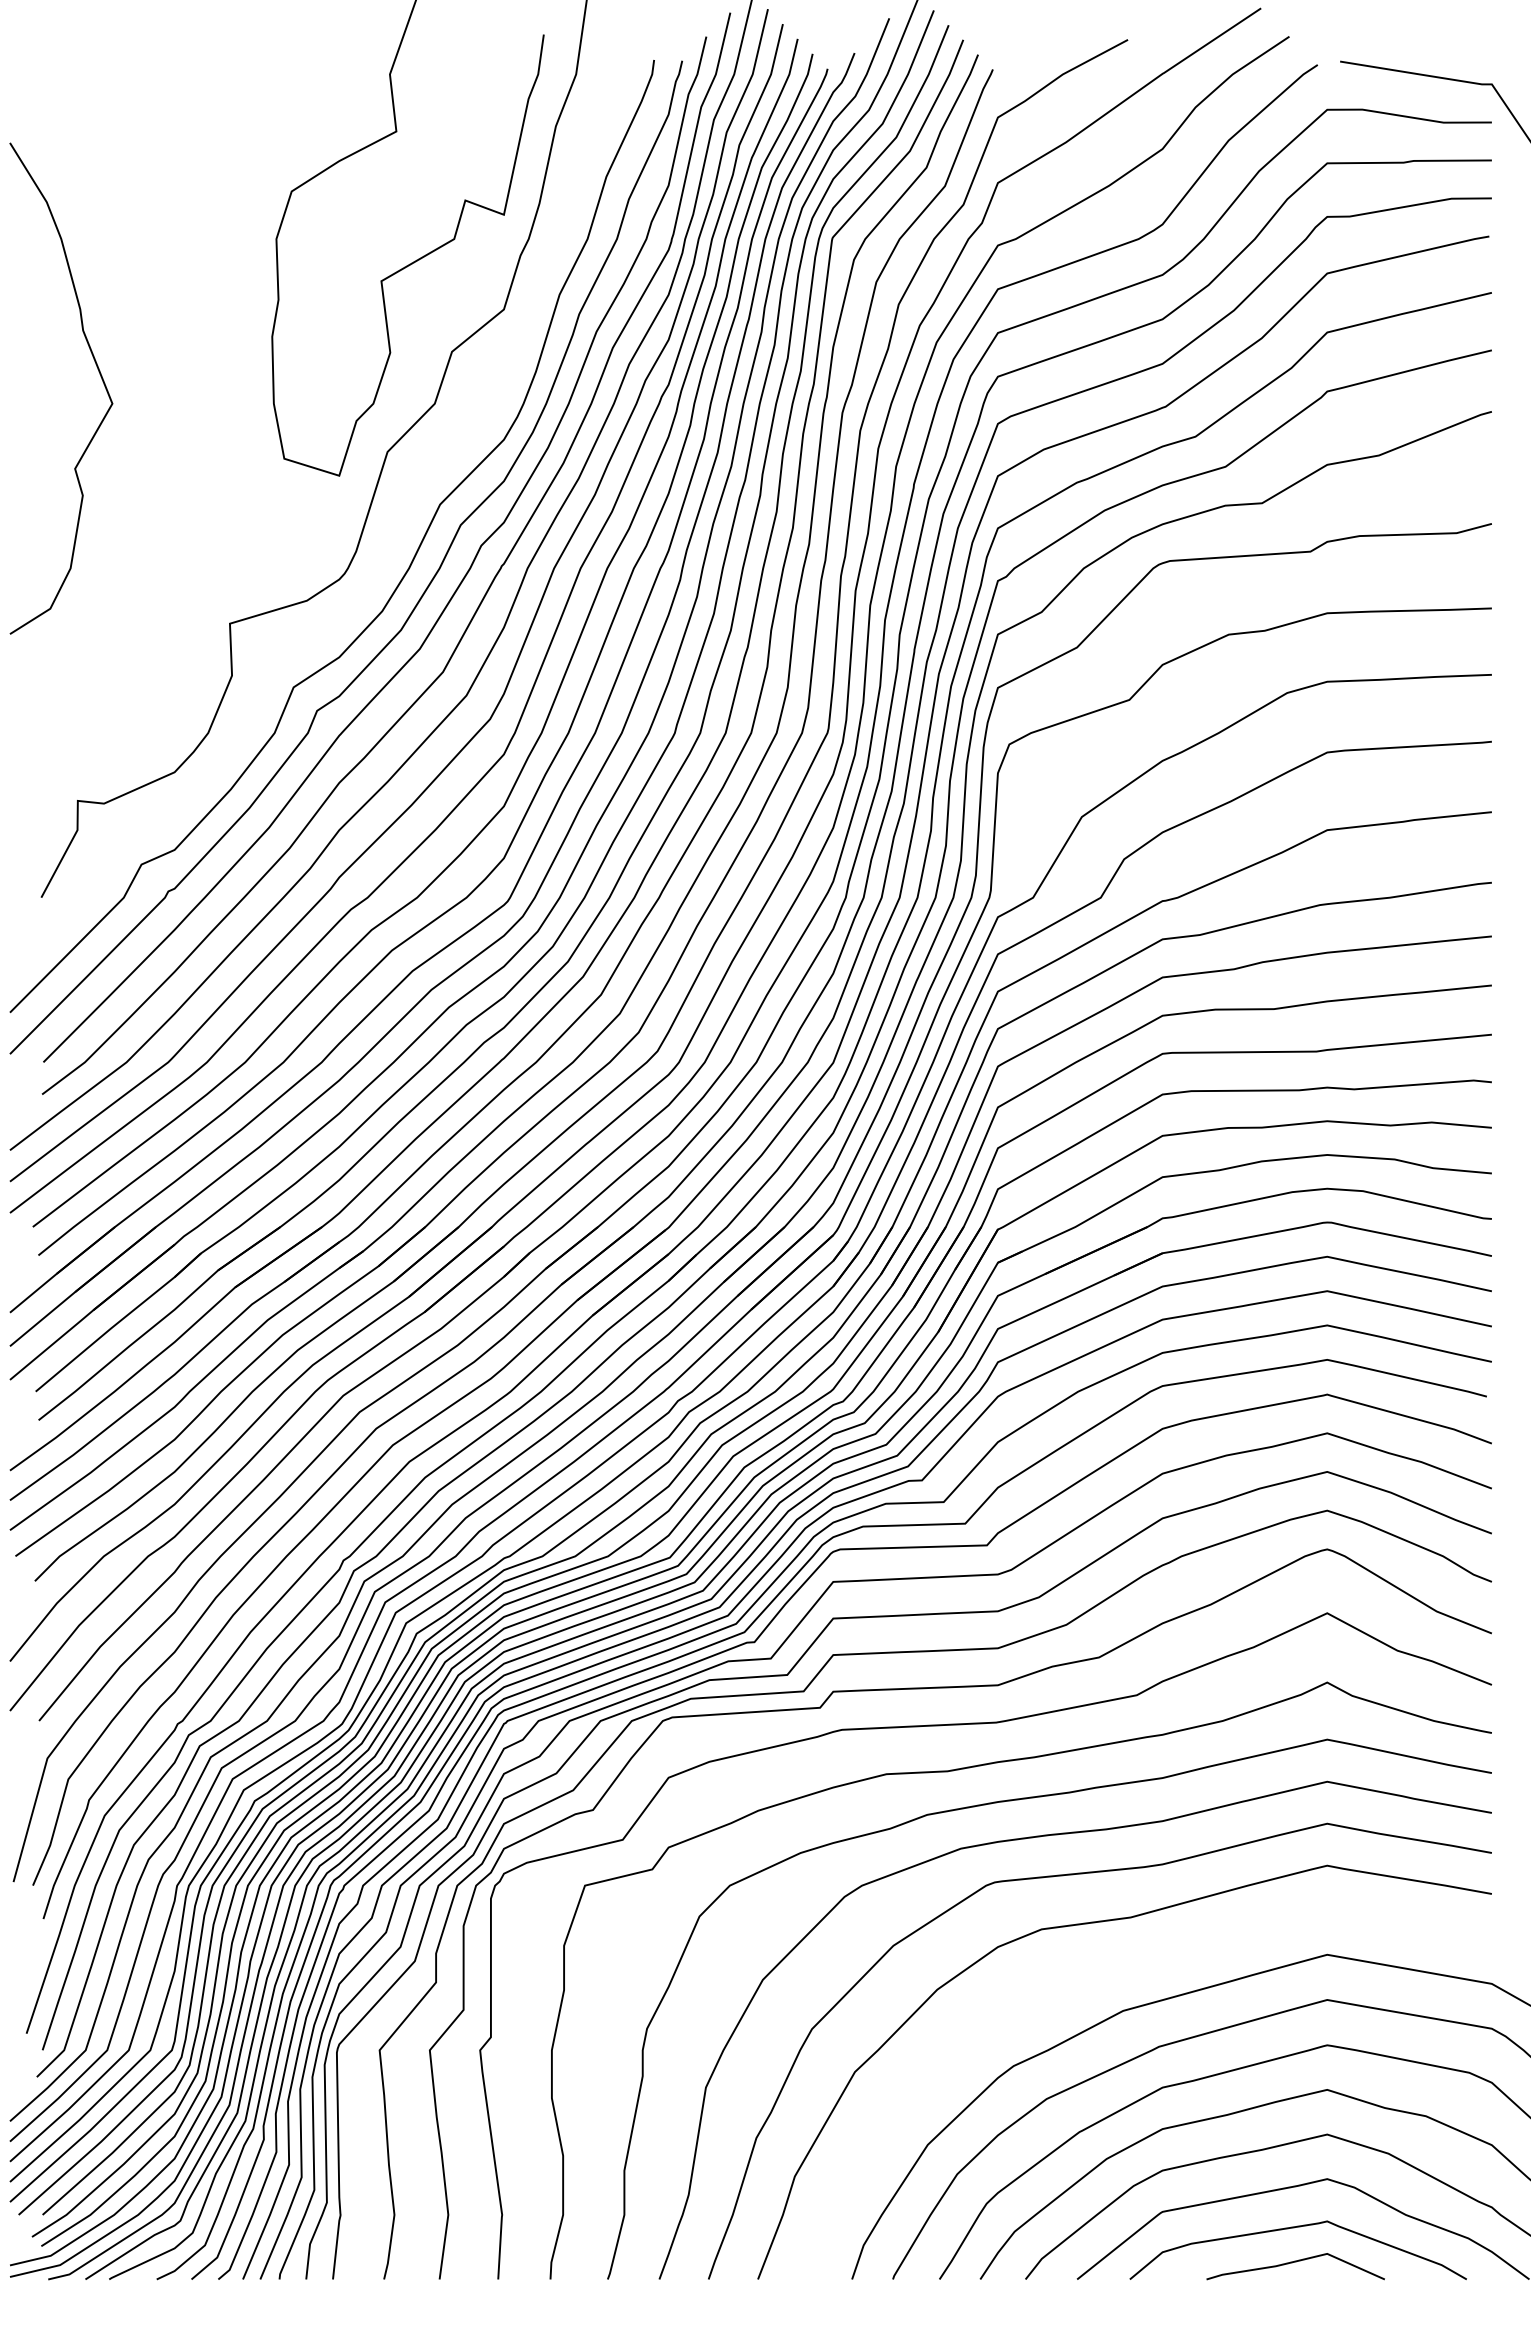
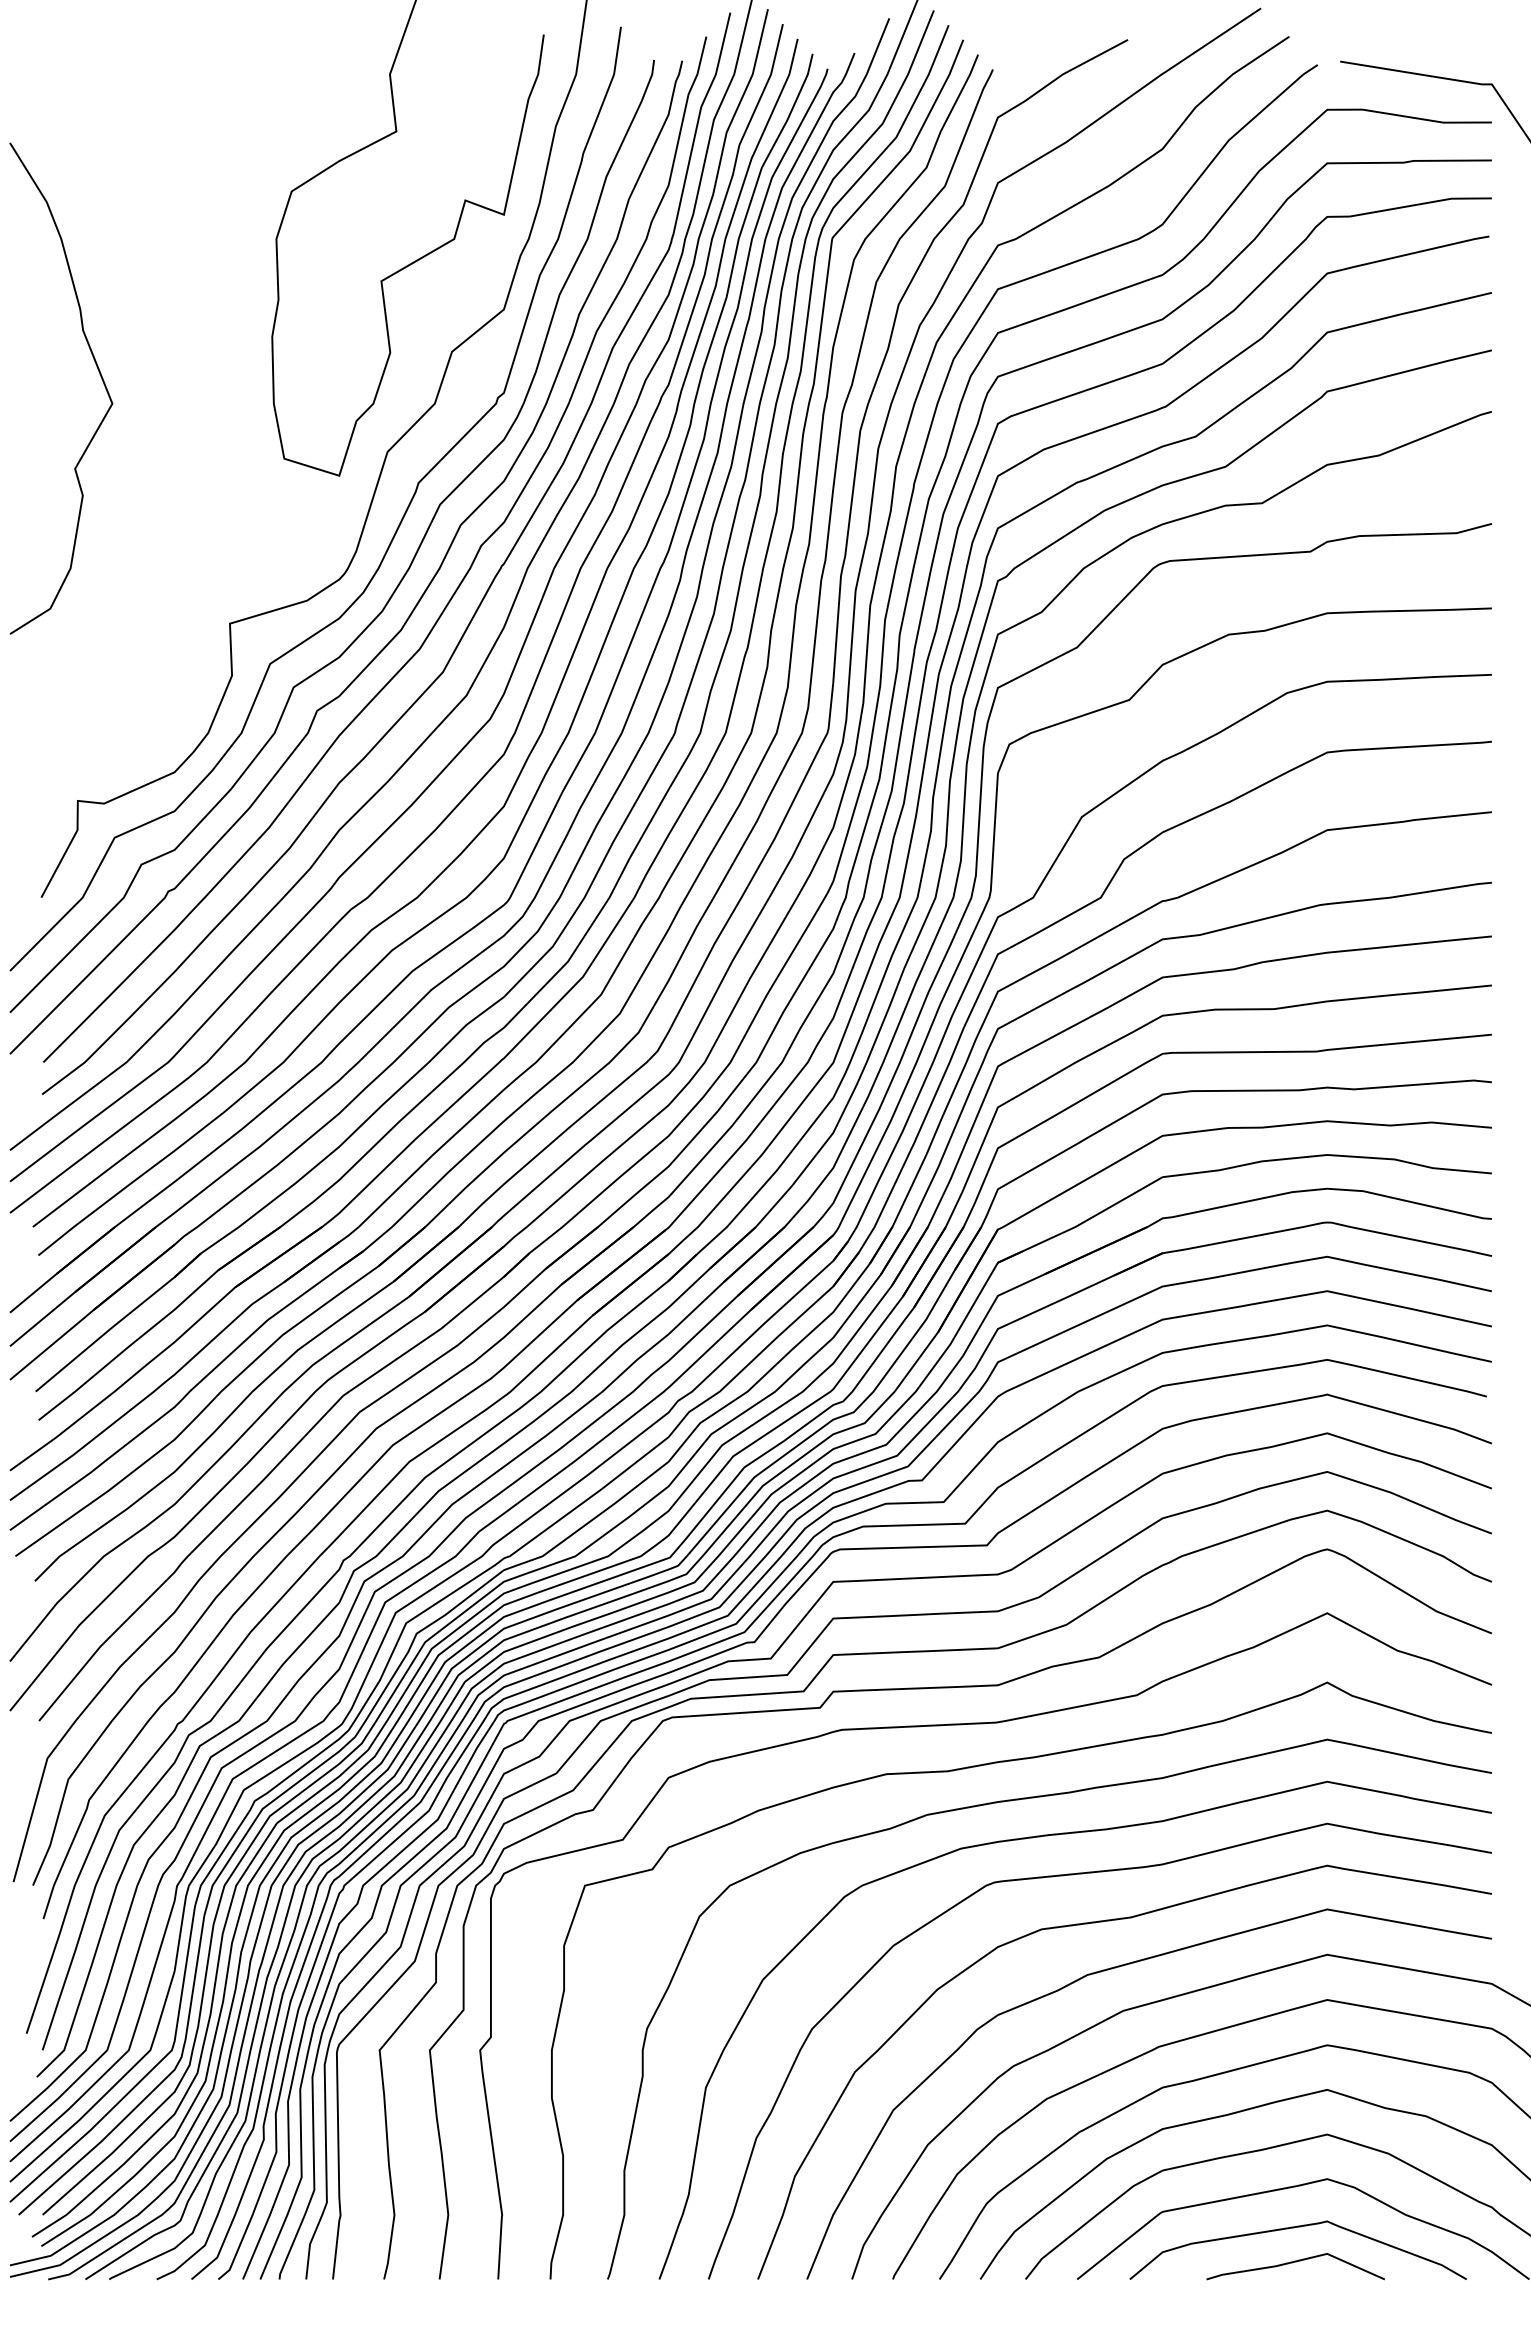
curve: none -> present (392, 537)
curve: none -> present (1112, 1969)
